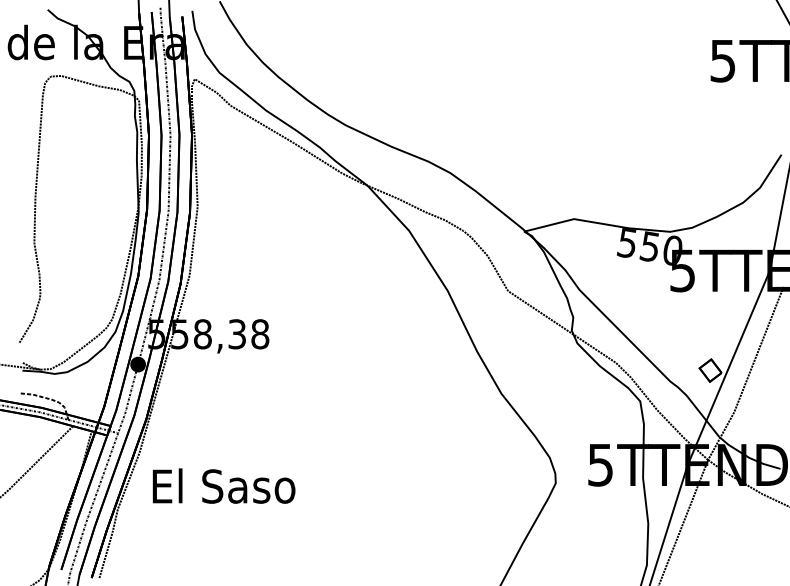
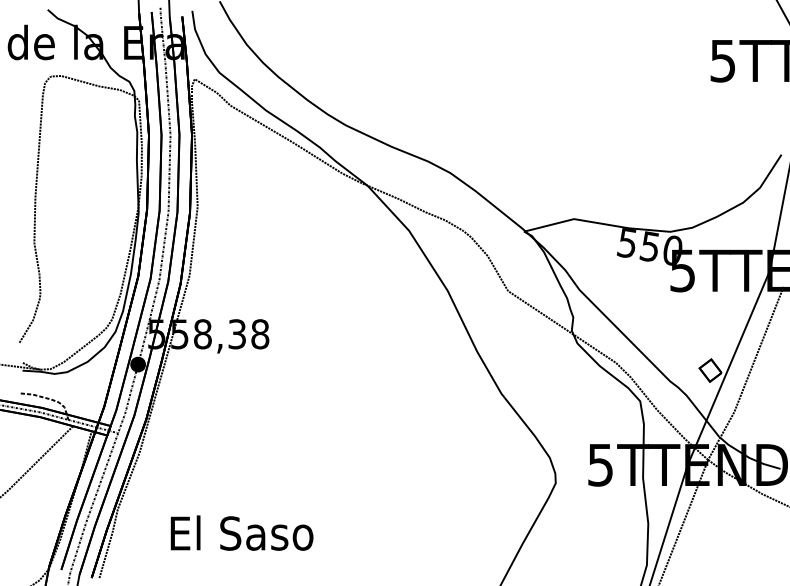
text position: (223, 485) -> (241, 532) (241, 532)
